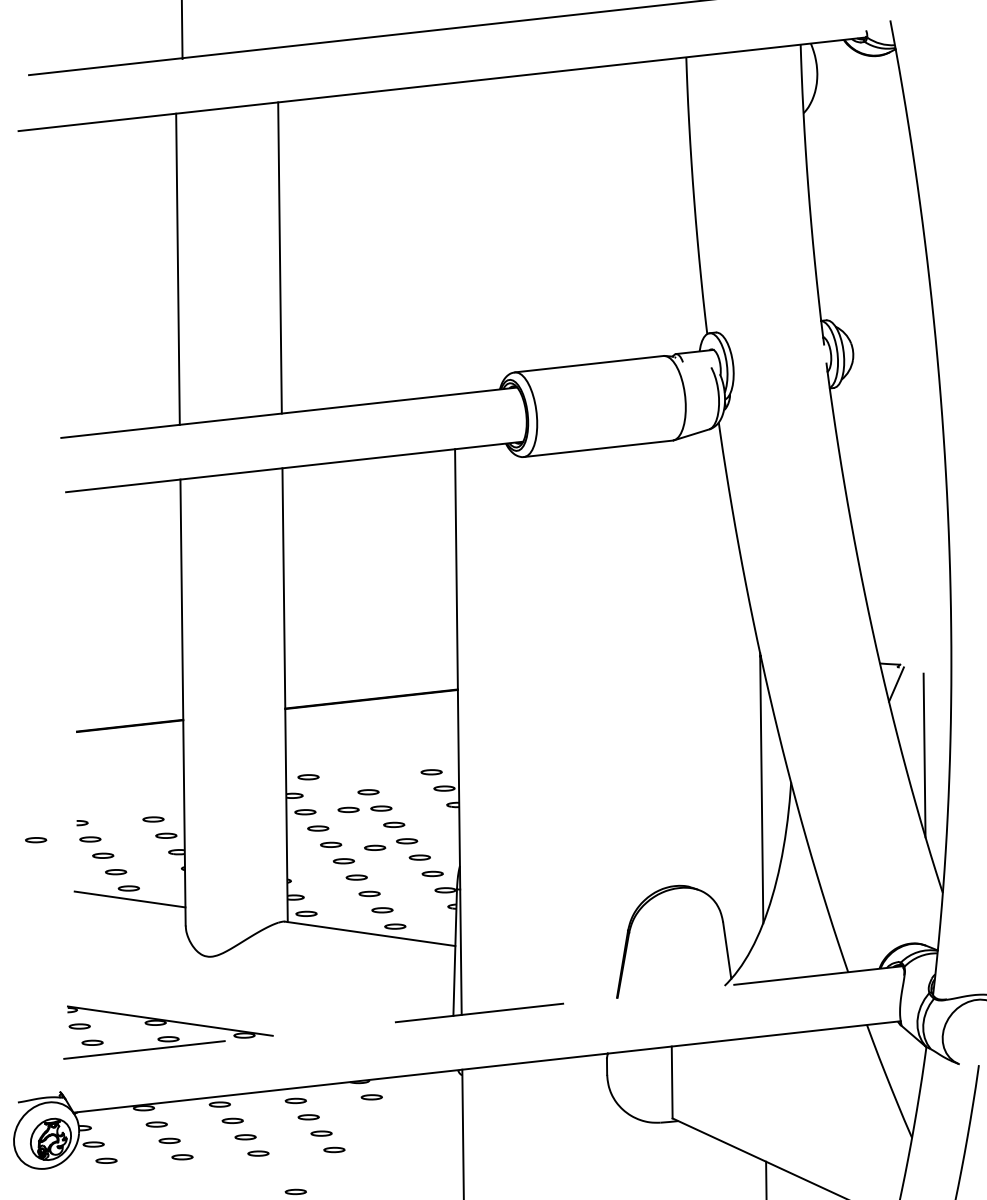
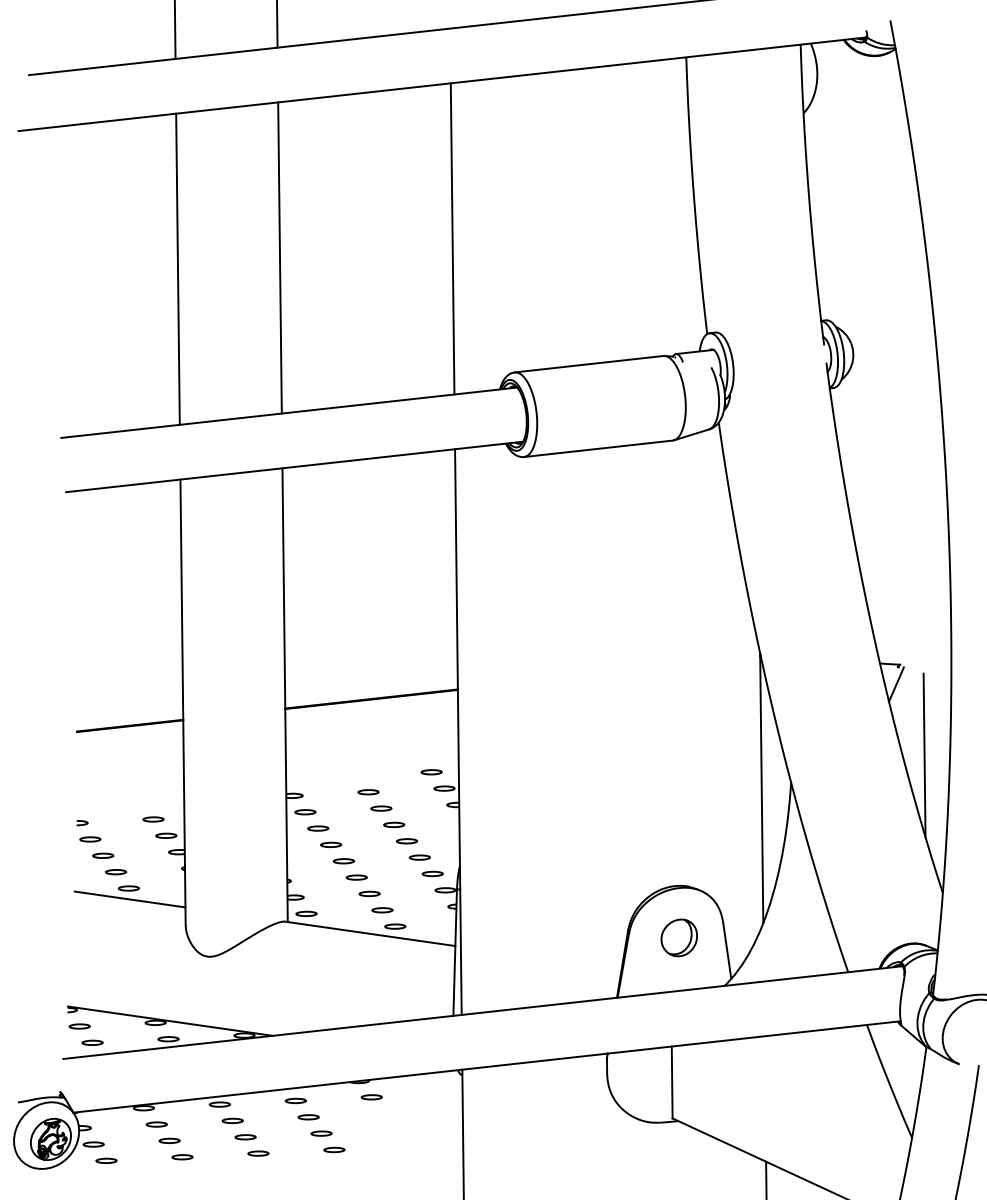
line: none -> present (277, 24)
line position: (181, 30) -> (174, 30) (174, 30)
line: none -> present (452, 238)
part: present -> none (308, 777)
part: present -> none (348, 809)
part: present -> none (36, 840)
part: present -> none (375, 847)
part: none -> present (678, 937)
line: dashed -> solid (482, 1012)
part: present -> none (295, 1191)
